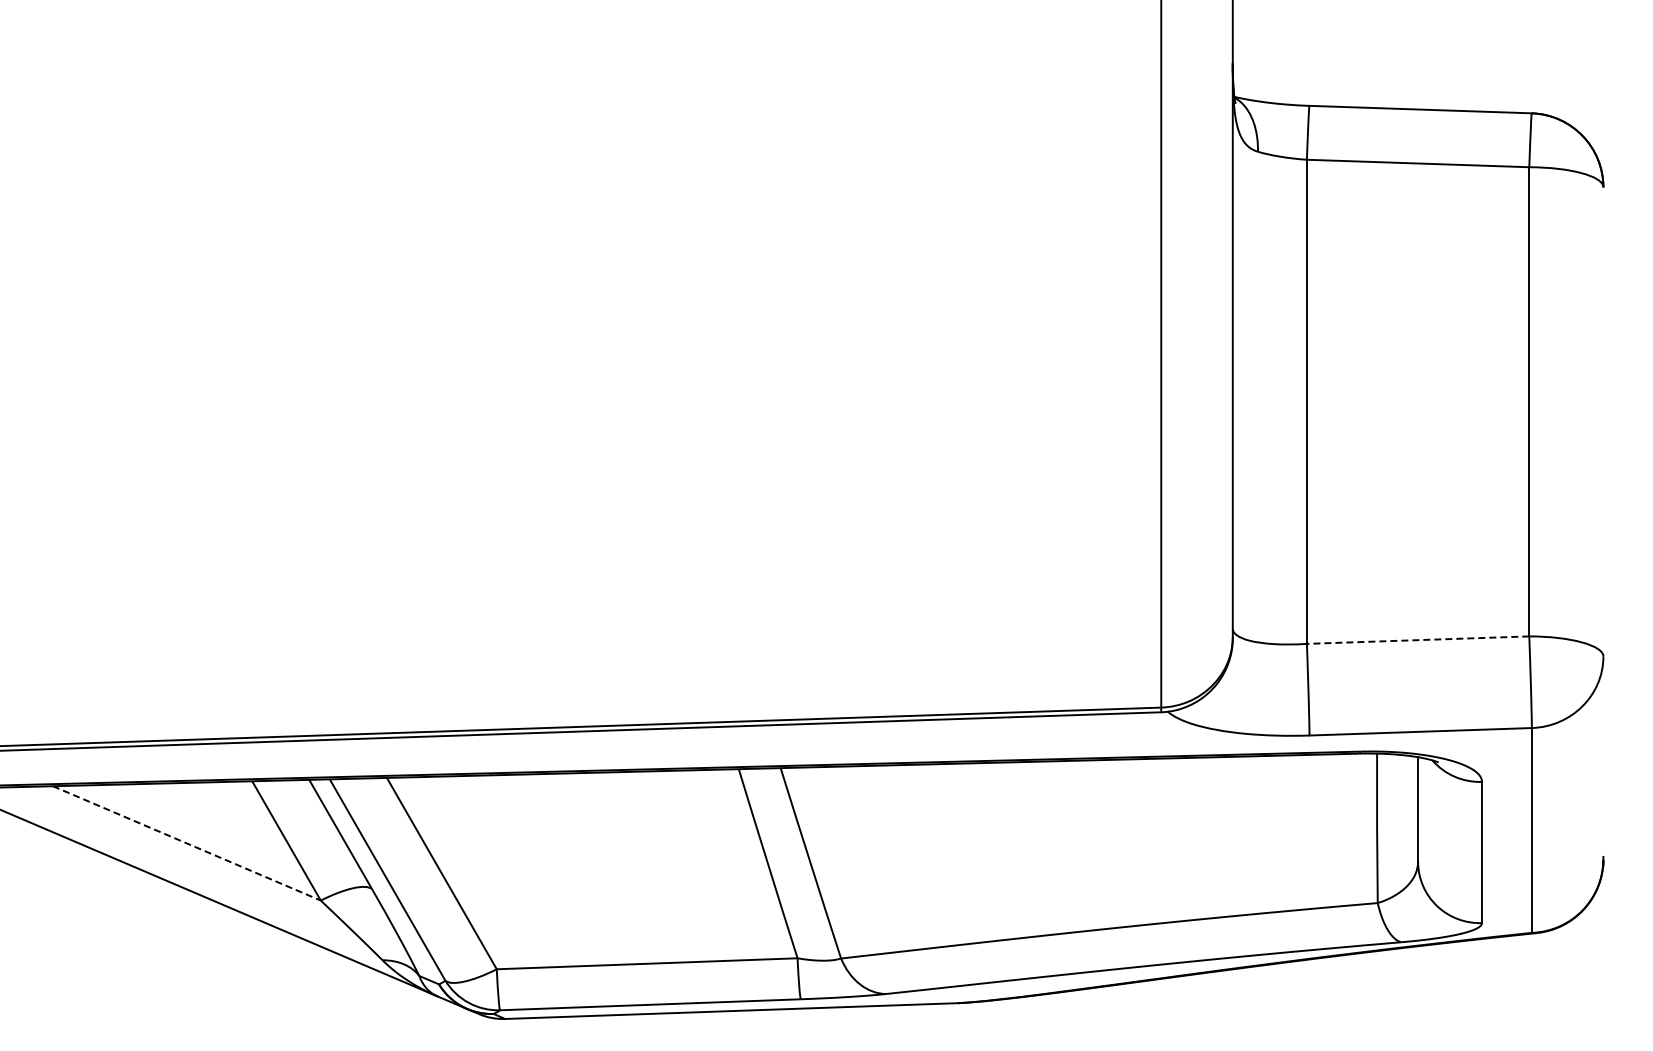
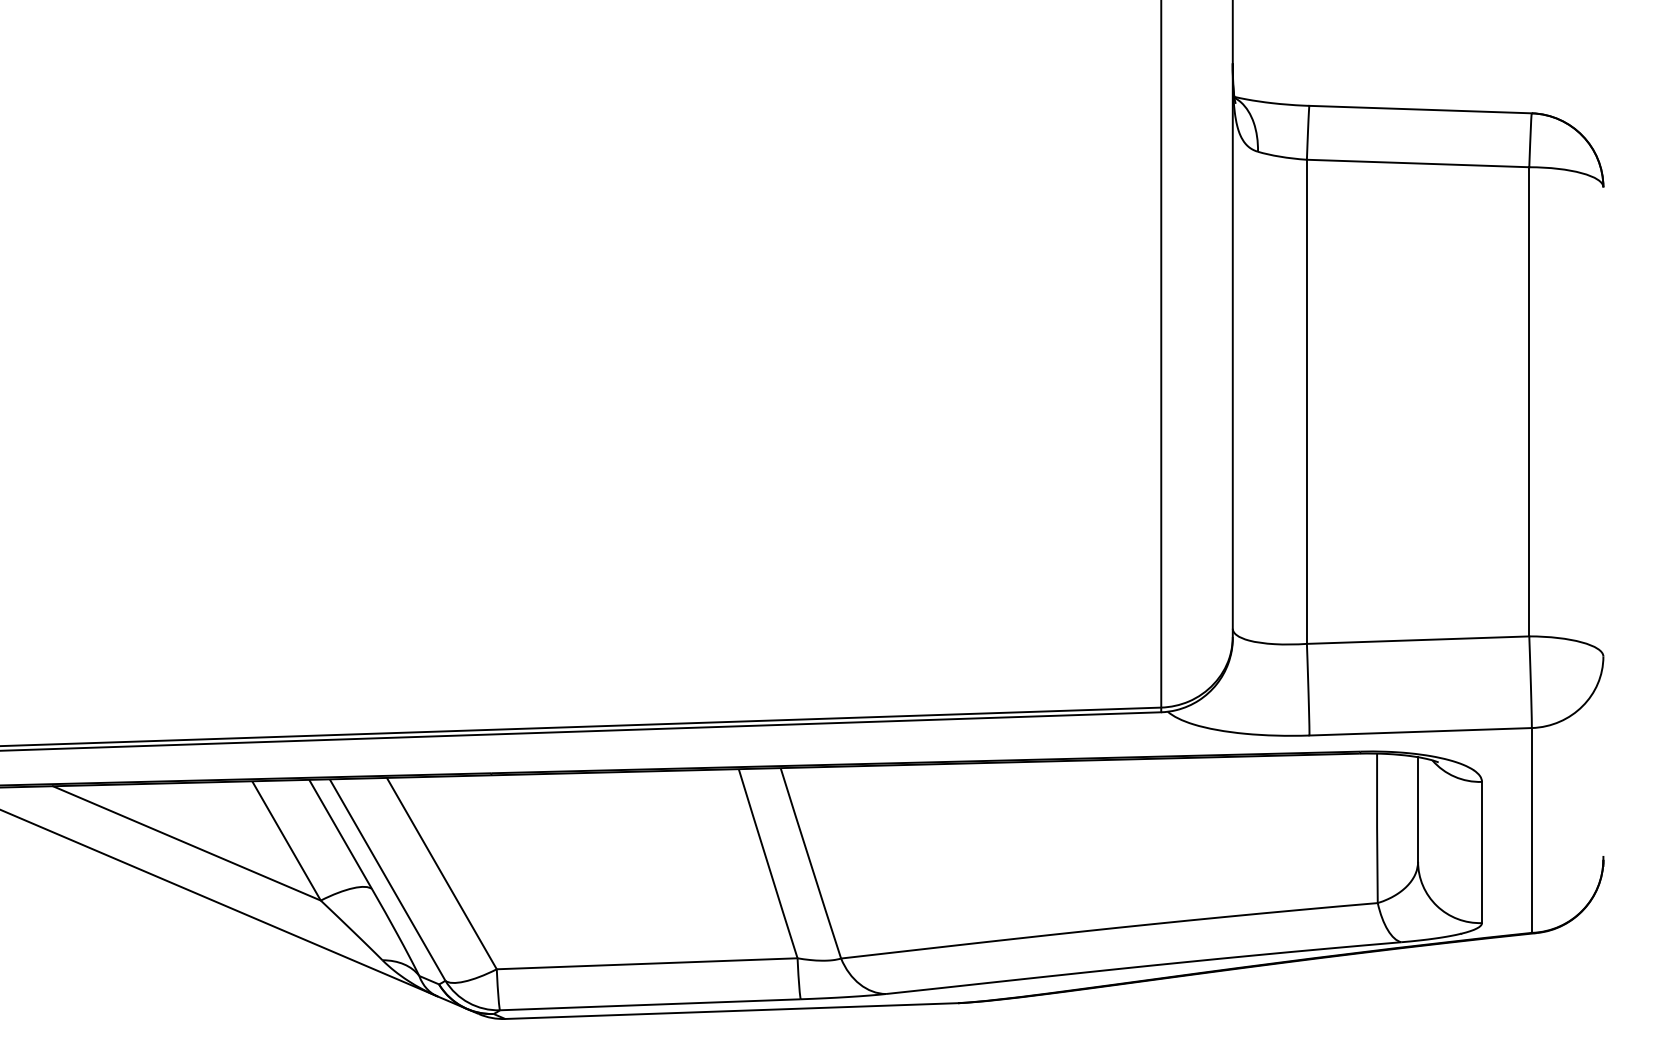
line: dashed -> solid (1417, 640)
line: dashed -> solid (186, 843)
